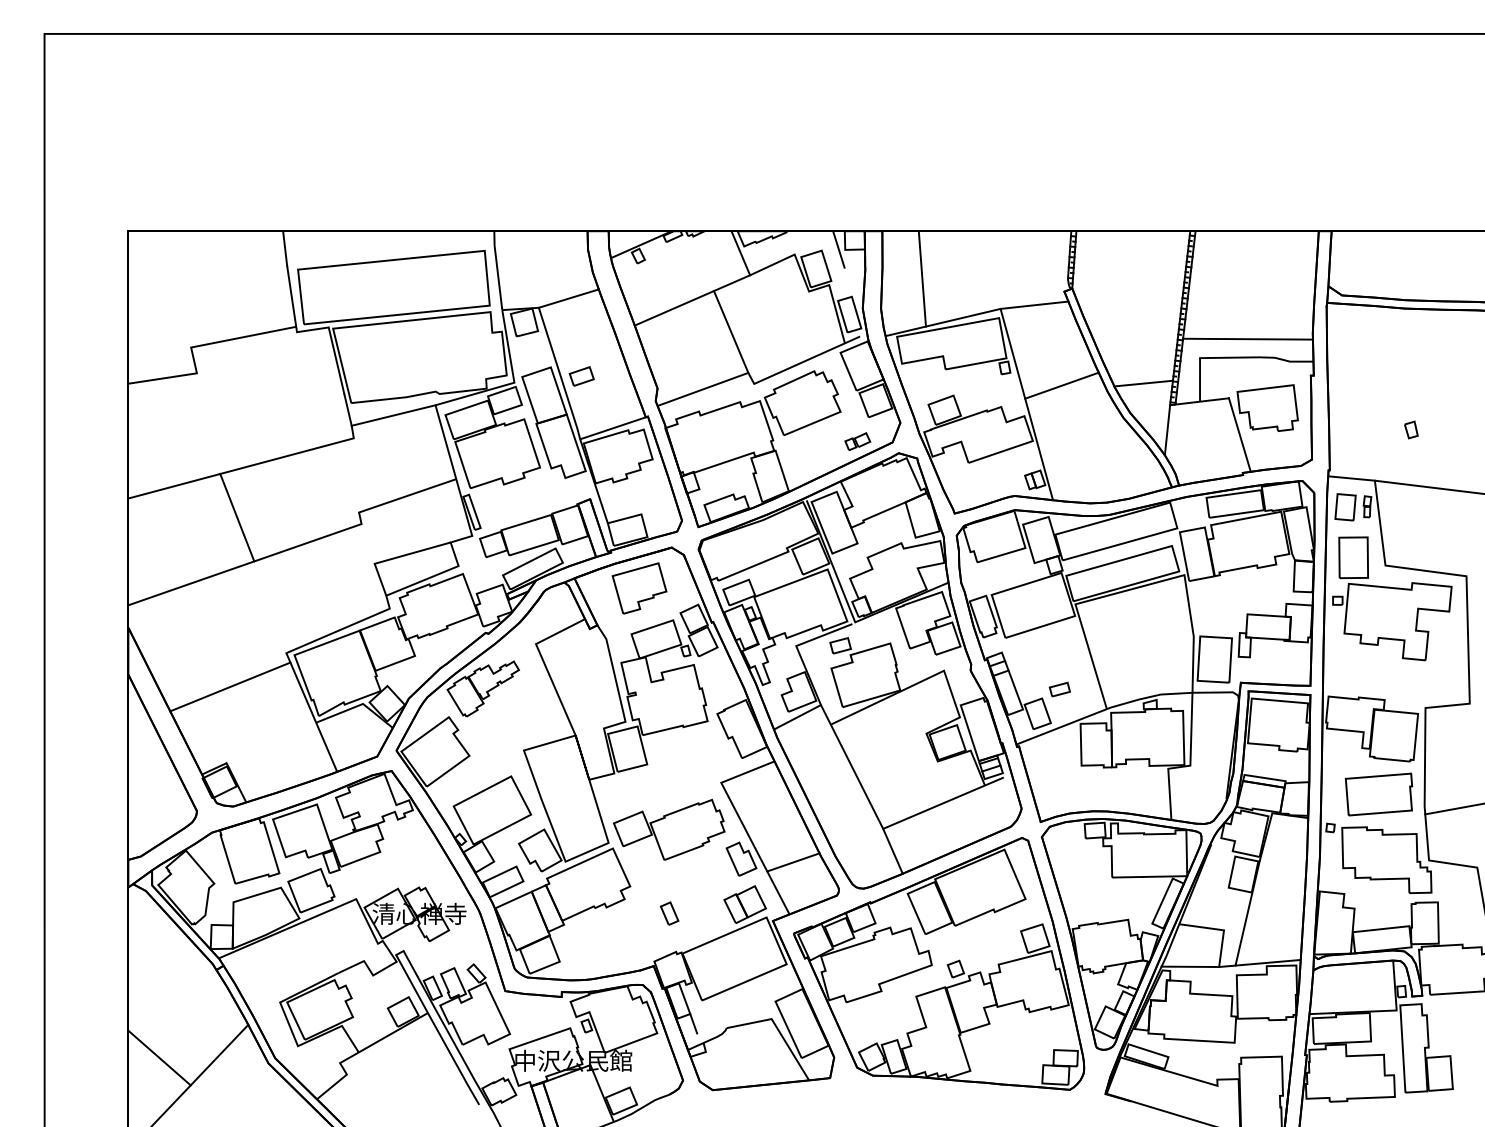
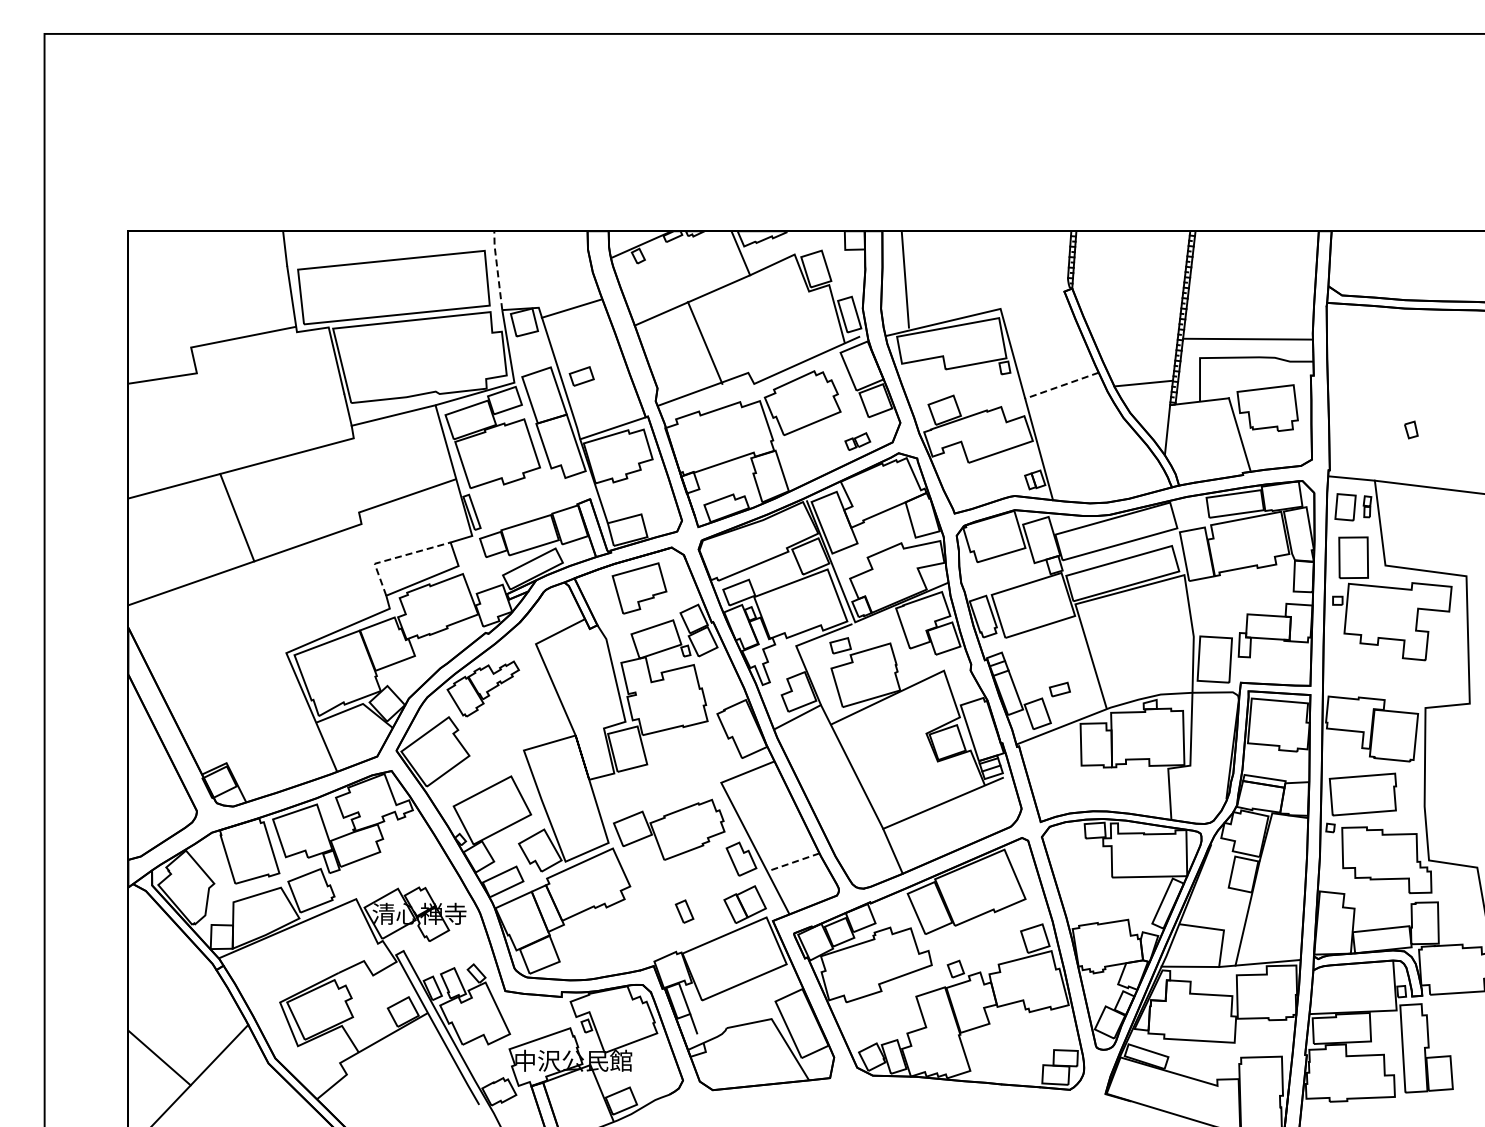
line: present -> none (838, 249)
line: solid -> dashed (497, 269)
line position: (921, 278) -> (904, 279) (904, 279)
line position: (568, 298) -> (571, 308) (571, 308)
line: present -> none (1034, 304)
line position: (730, 331) -> (704, 342) (704, 342)
line: solid -> dashed (1061, 385)
line: solid -> dashed (395, 557)
line: present -> none (230, 686)
part position: (1378, 794) -> (1362, 794) (1362, 794)
line: present -> none (1453, 809)
line: solid -> dashed (793, 862)
part position: (669, 913) -> (684, 911) (684, 911)
